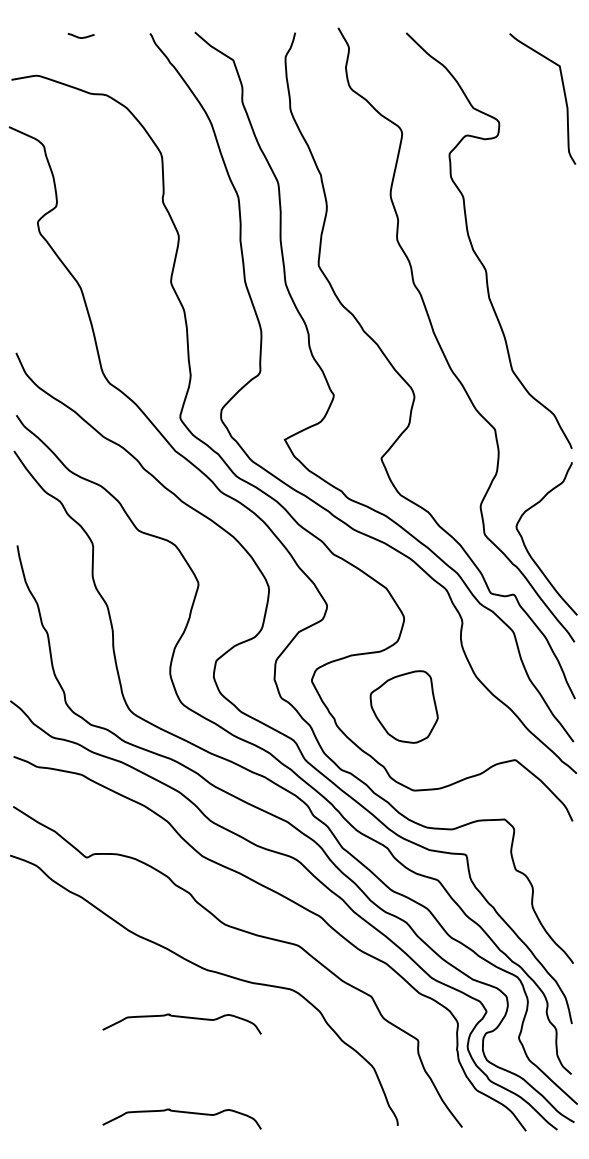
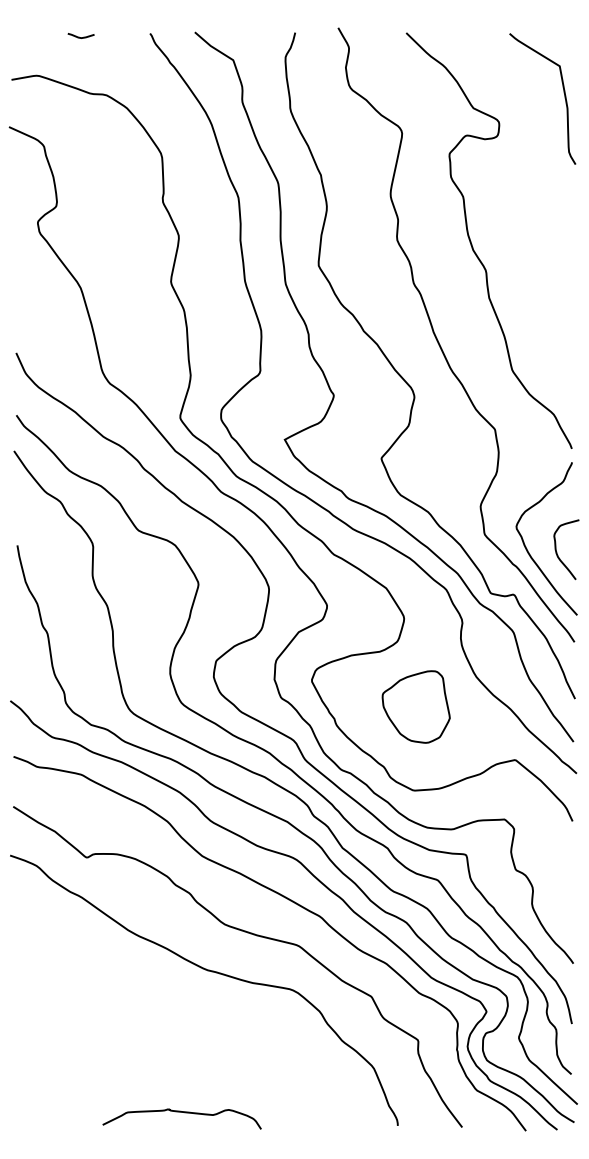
curve: none -> present (557, 552)
part position: (403, 706) -> (415, 706) (415, 706)
curve: present -> none (184, 1018)
